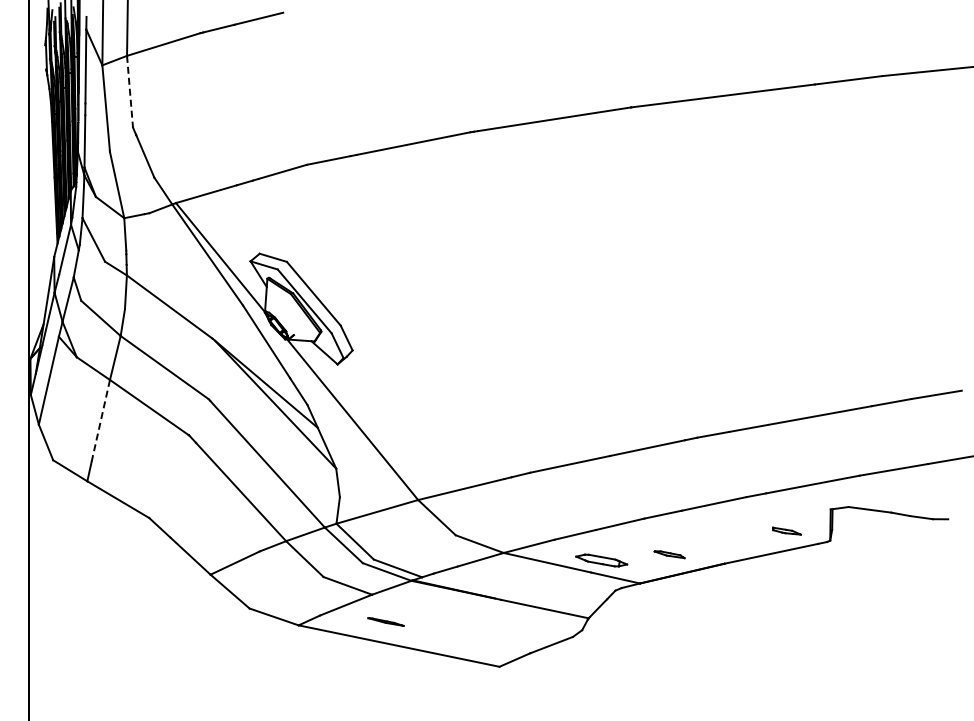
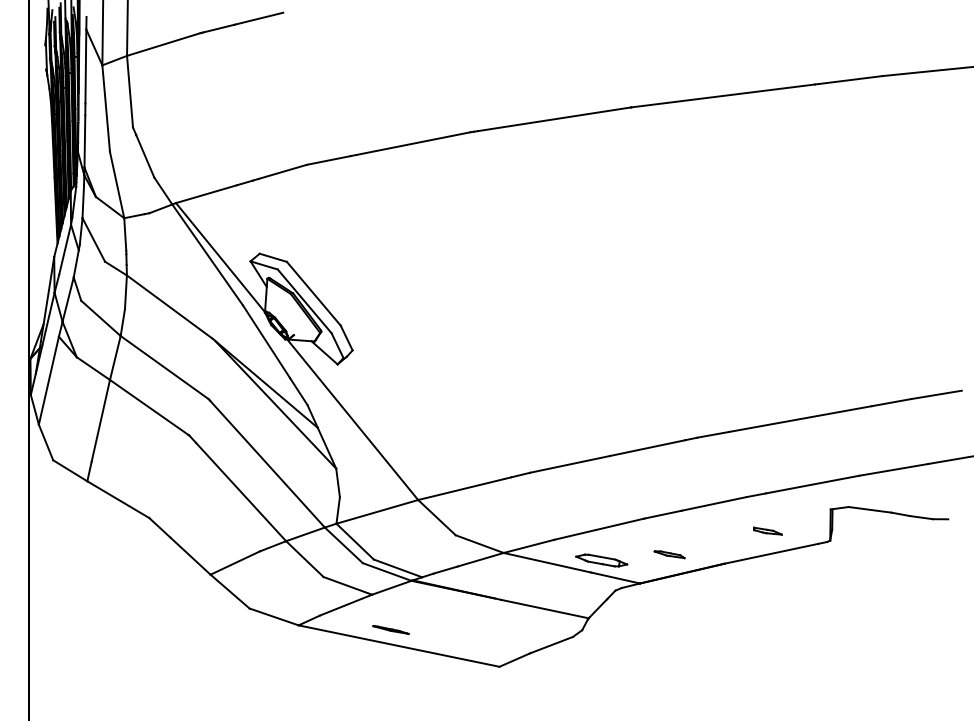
line: dashed -> solid (130, 91)
line: dashed -> solid (100, 420)
part position: (786, 530) -> (767, 530) (767, 530)
line position: (385, 621) -> (390, 629) (390, 629)
